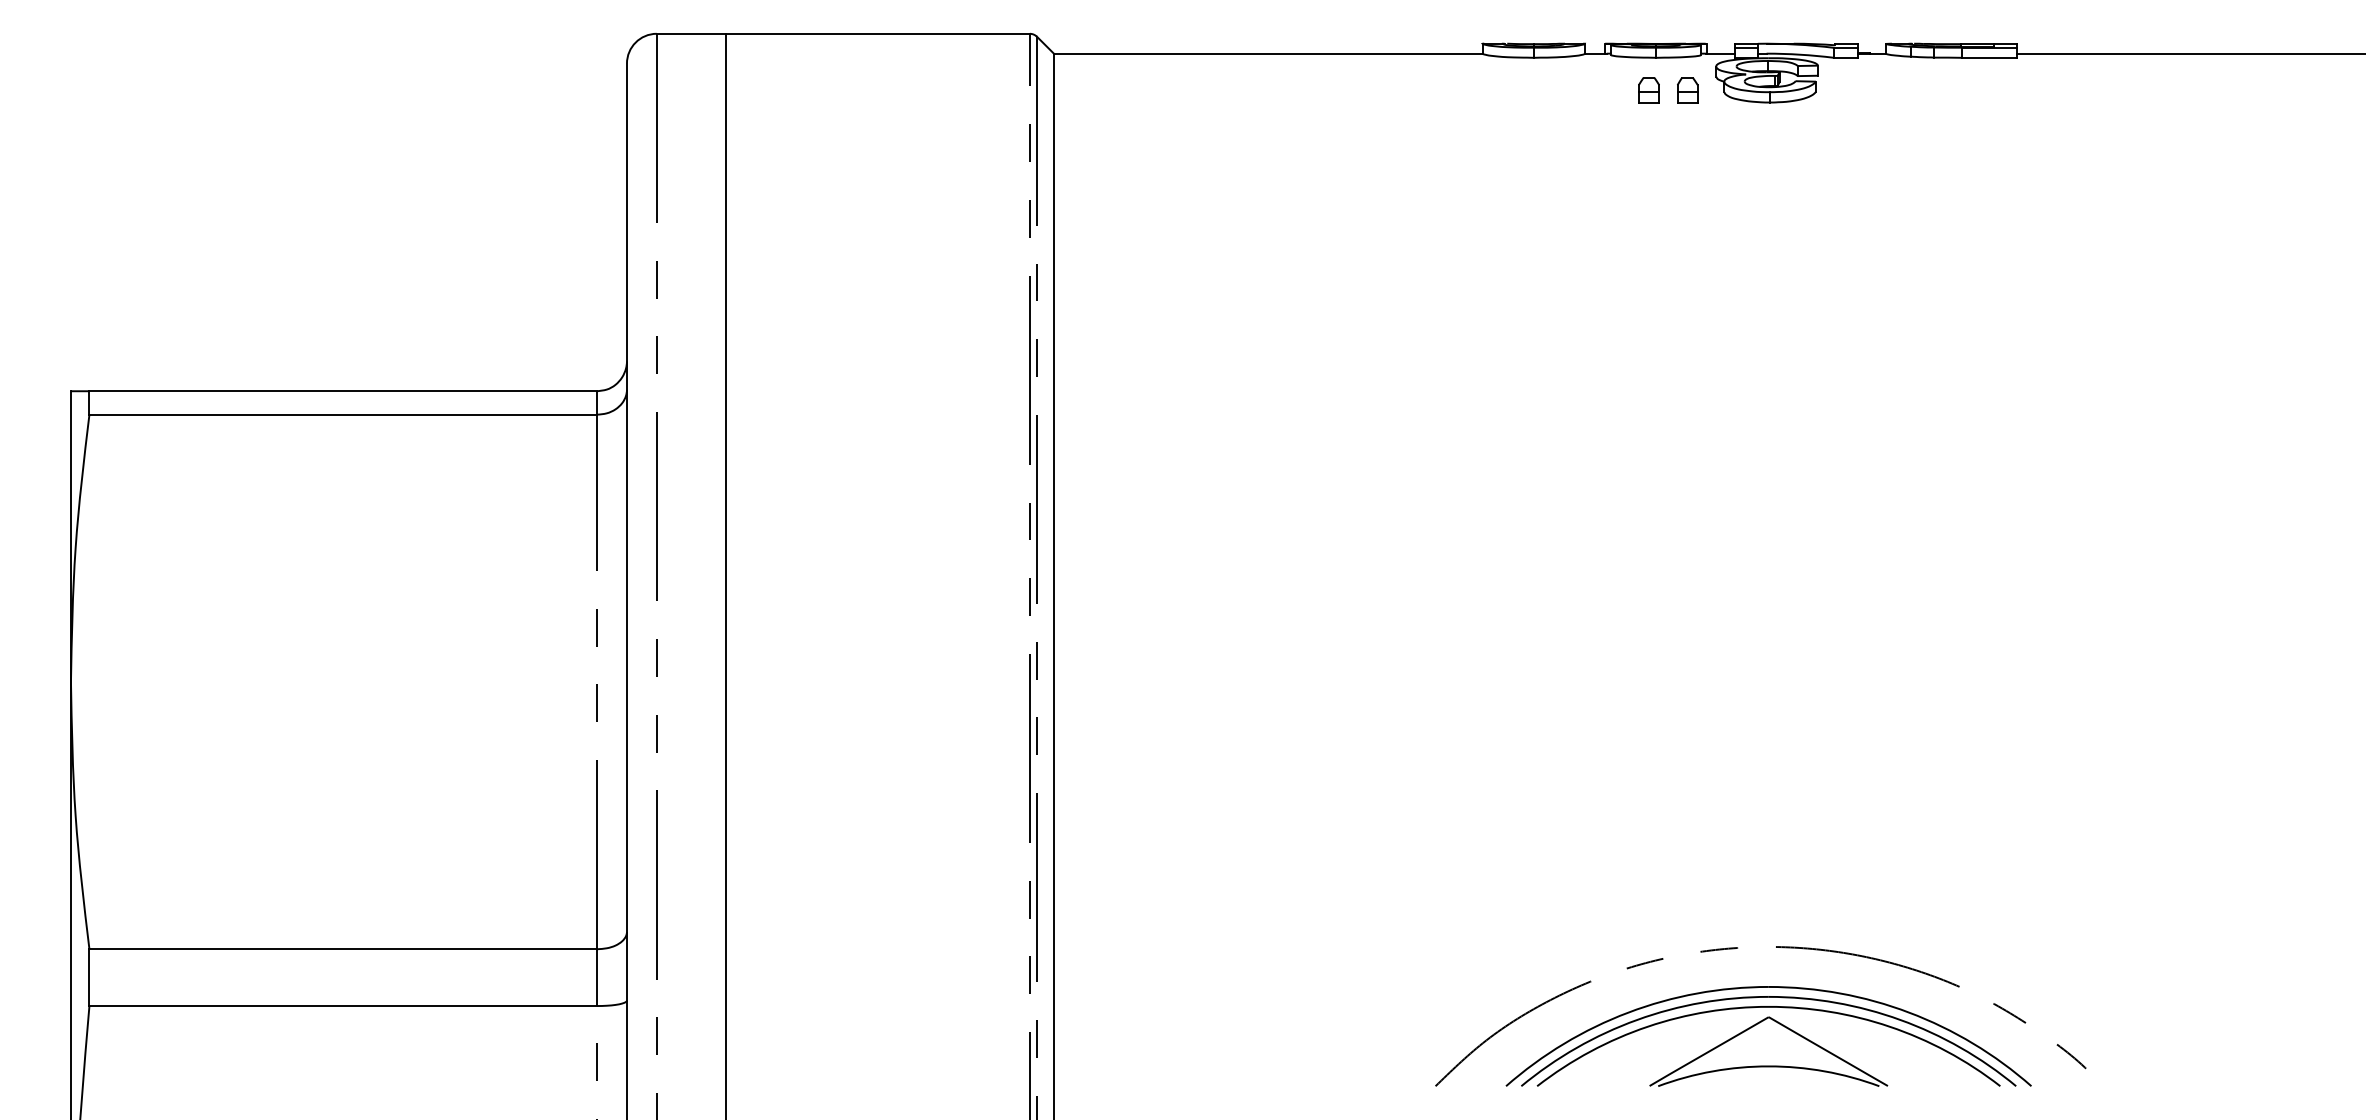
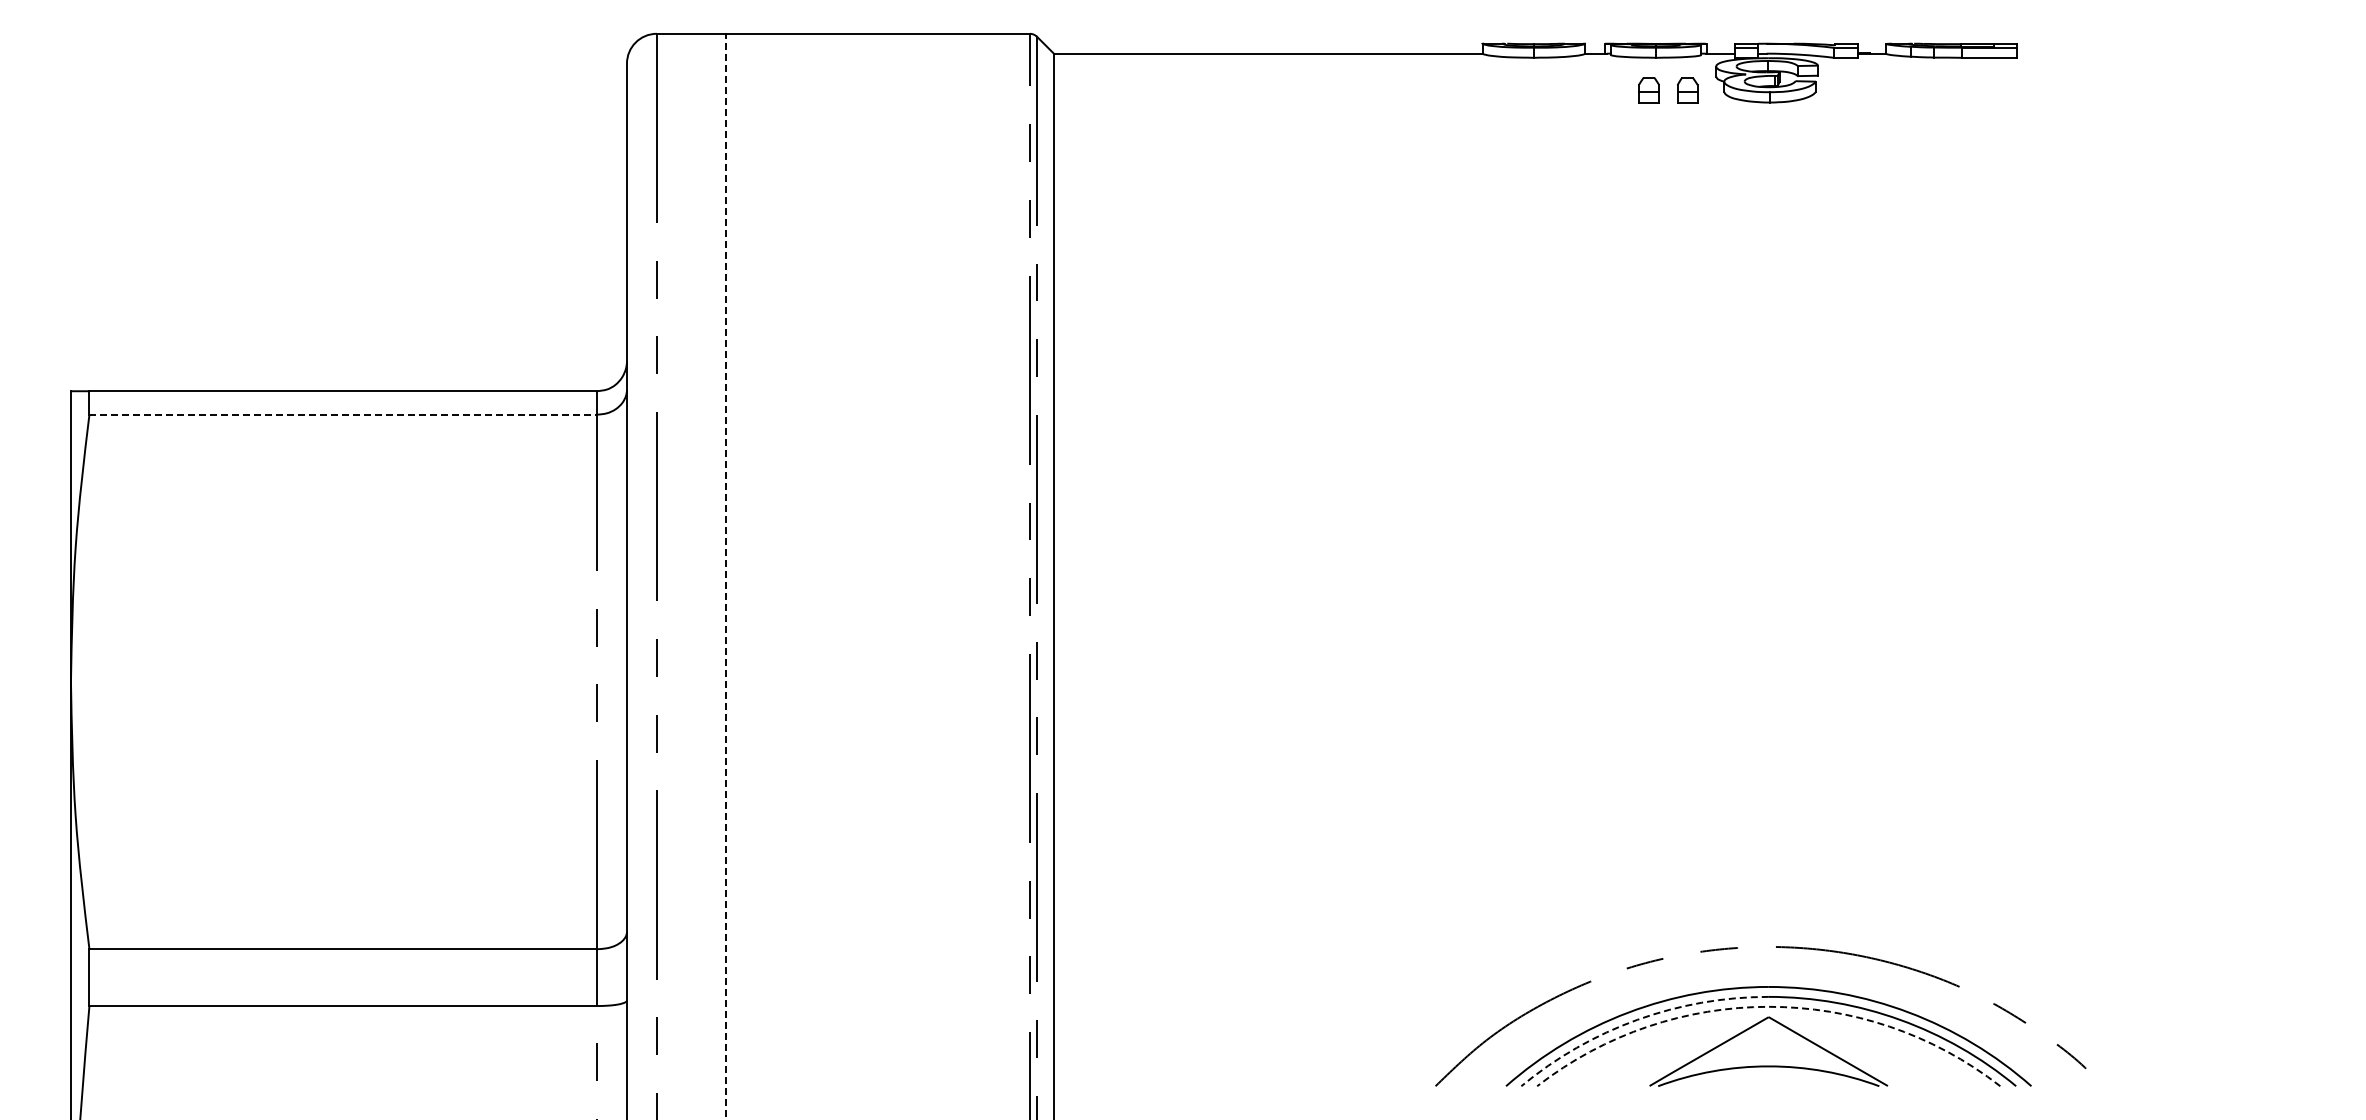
line: present -> none (2189, 53)
line: solid -> dashed (343, 414)
line: solid -> dashed (726, 576)
arc: solid -> dashed (1768, 1006)
arc: solid -> dashed (1637, 1019)
